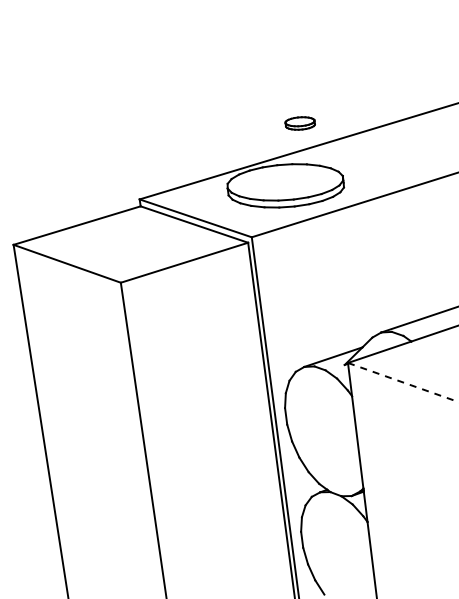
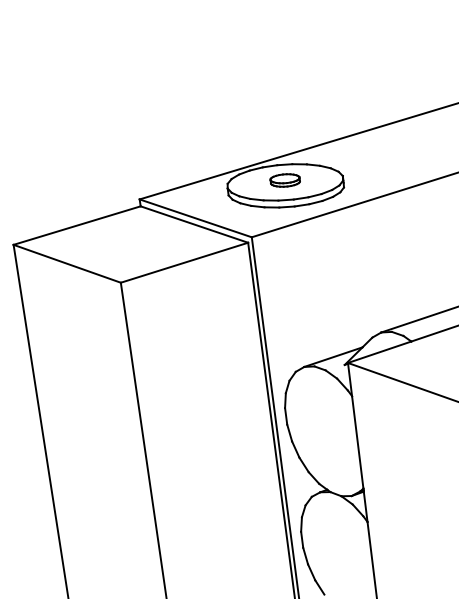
part position: (299, 123) -> (284, 180) (284, 180)
line: dashed -> solid (403, 382)
